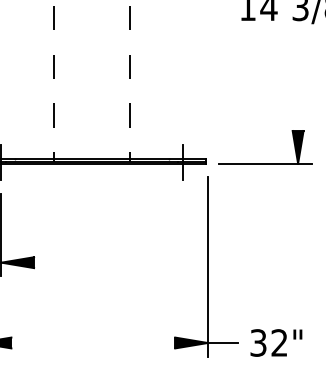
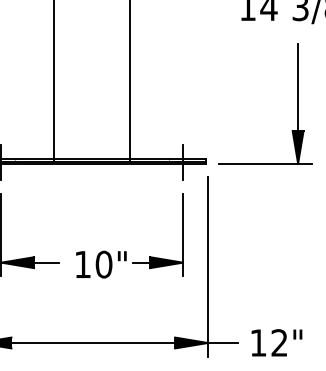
line: dashed -> solid (53, 81)
line: dashed -> solid (130, 81)
line: none -> present (298, 87)
part: none -> present (126, 251)
line: none -> present (46, 262)
text: 32" -> 12" (258, 342)
line: none -> present (93, 343)
